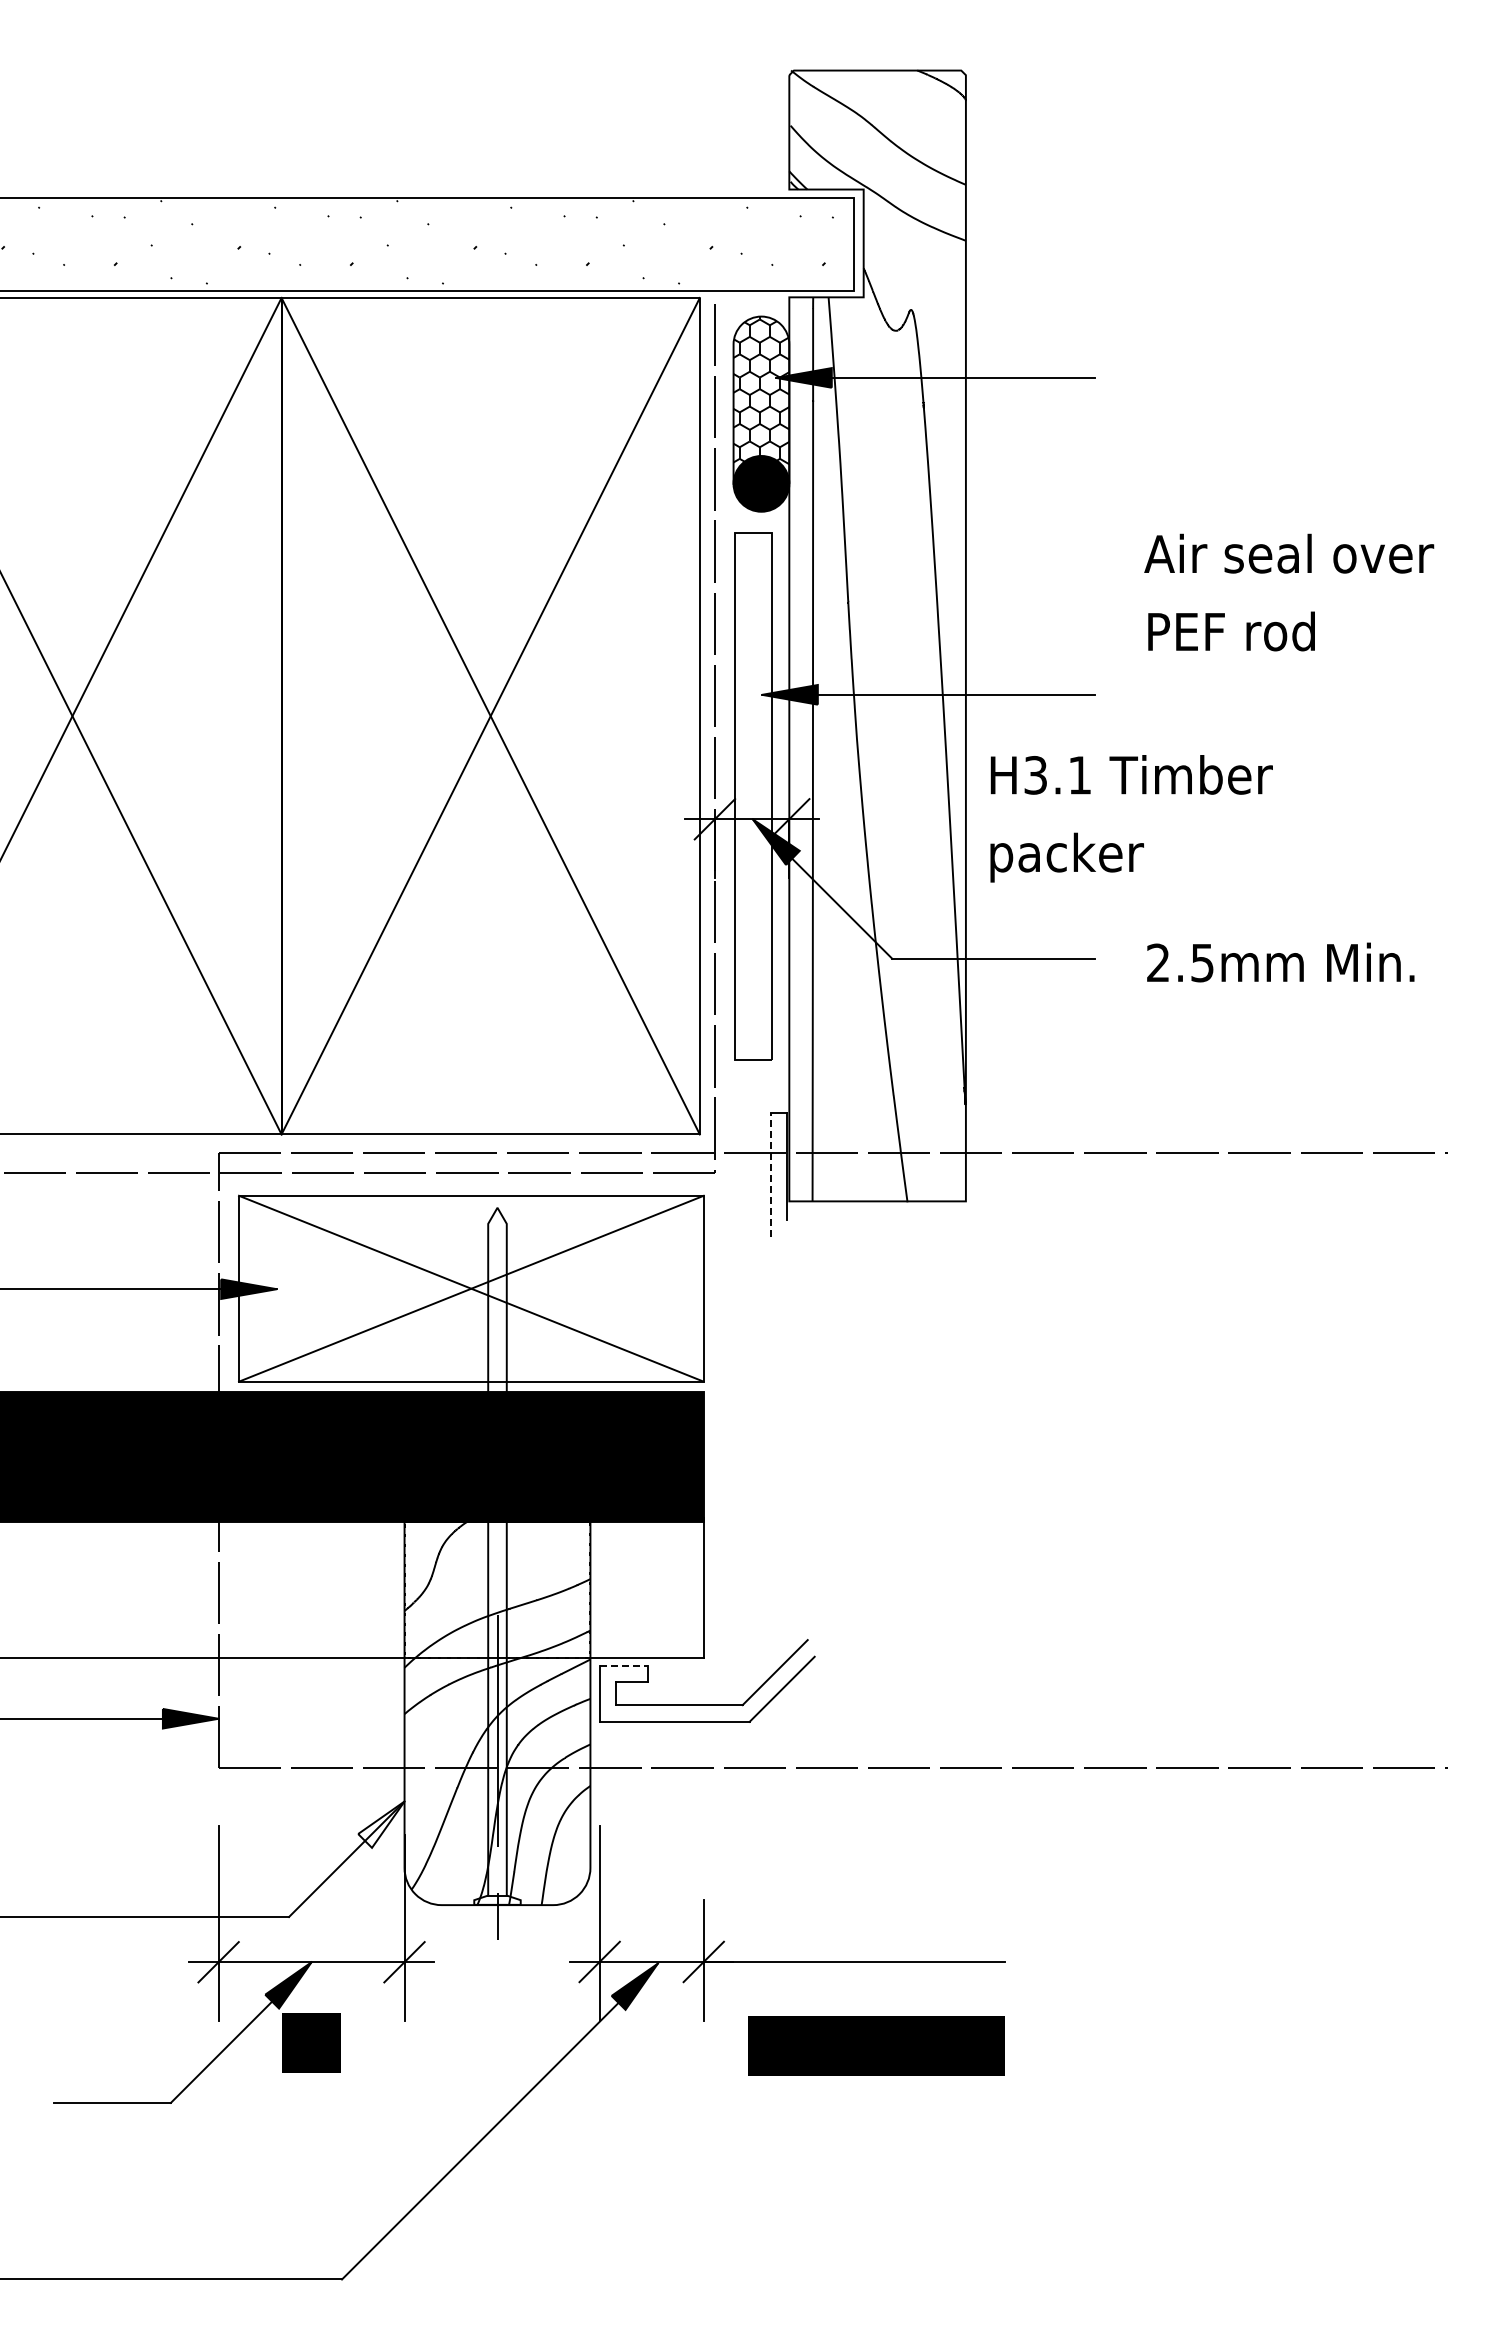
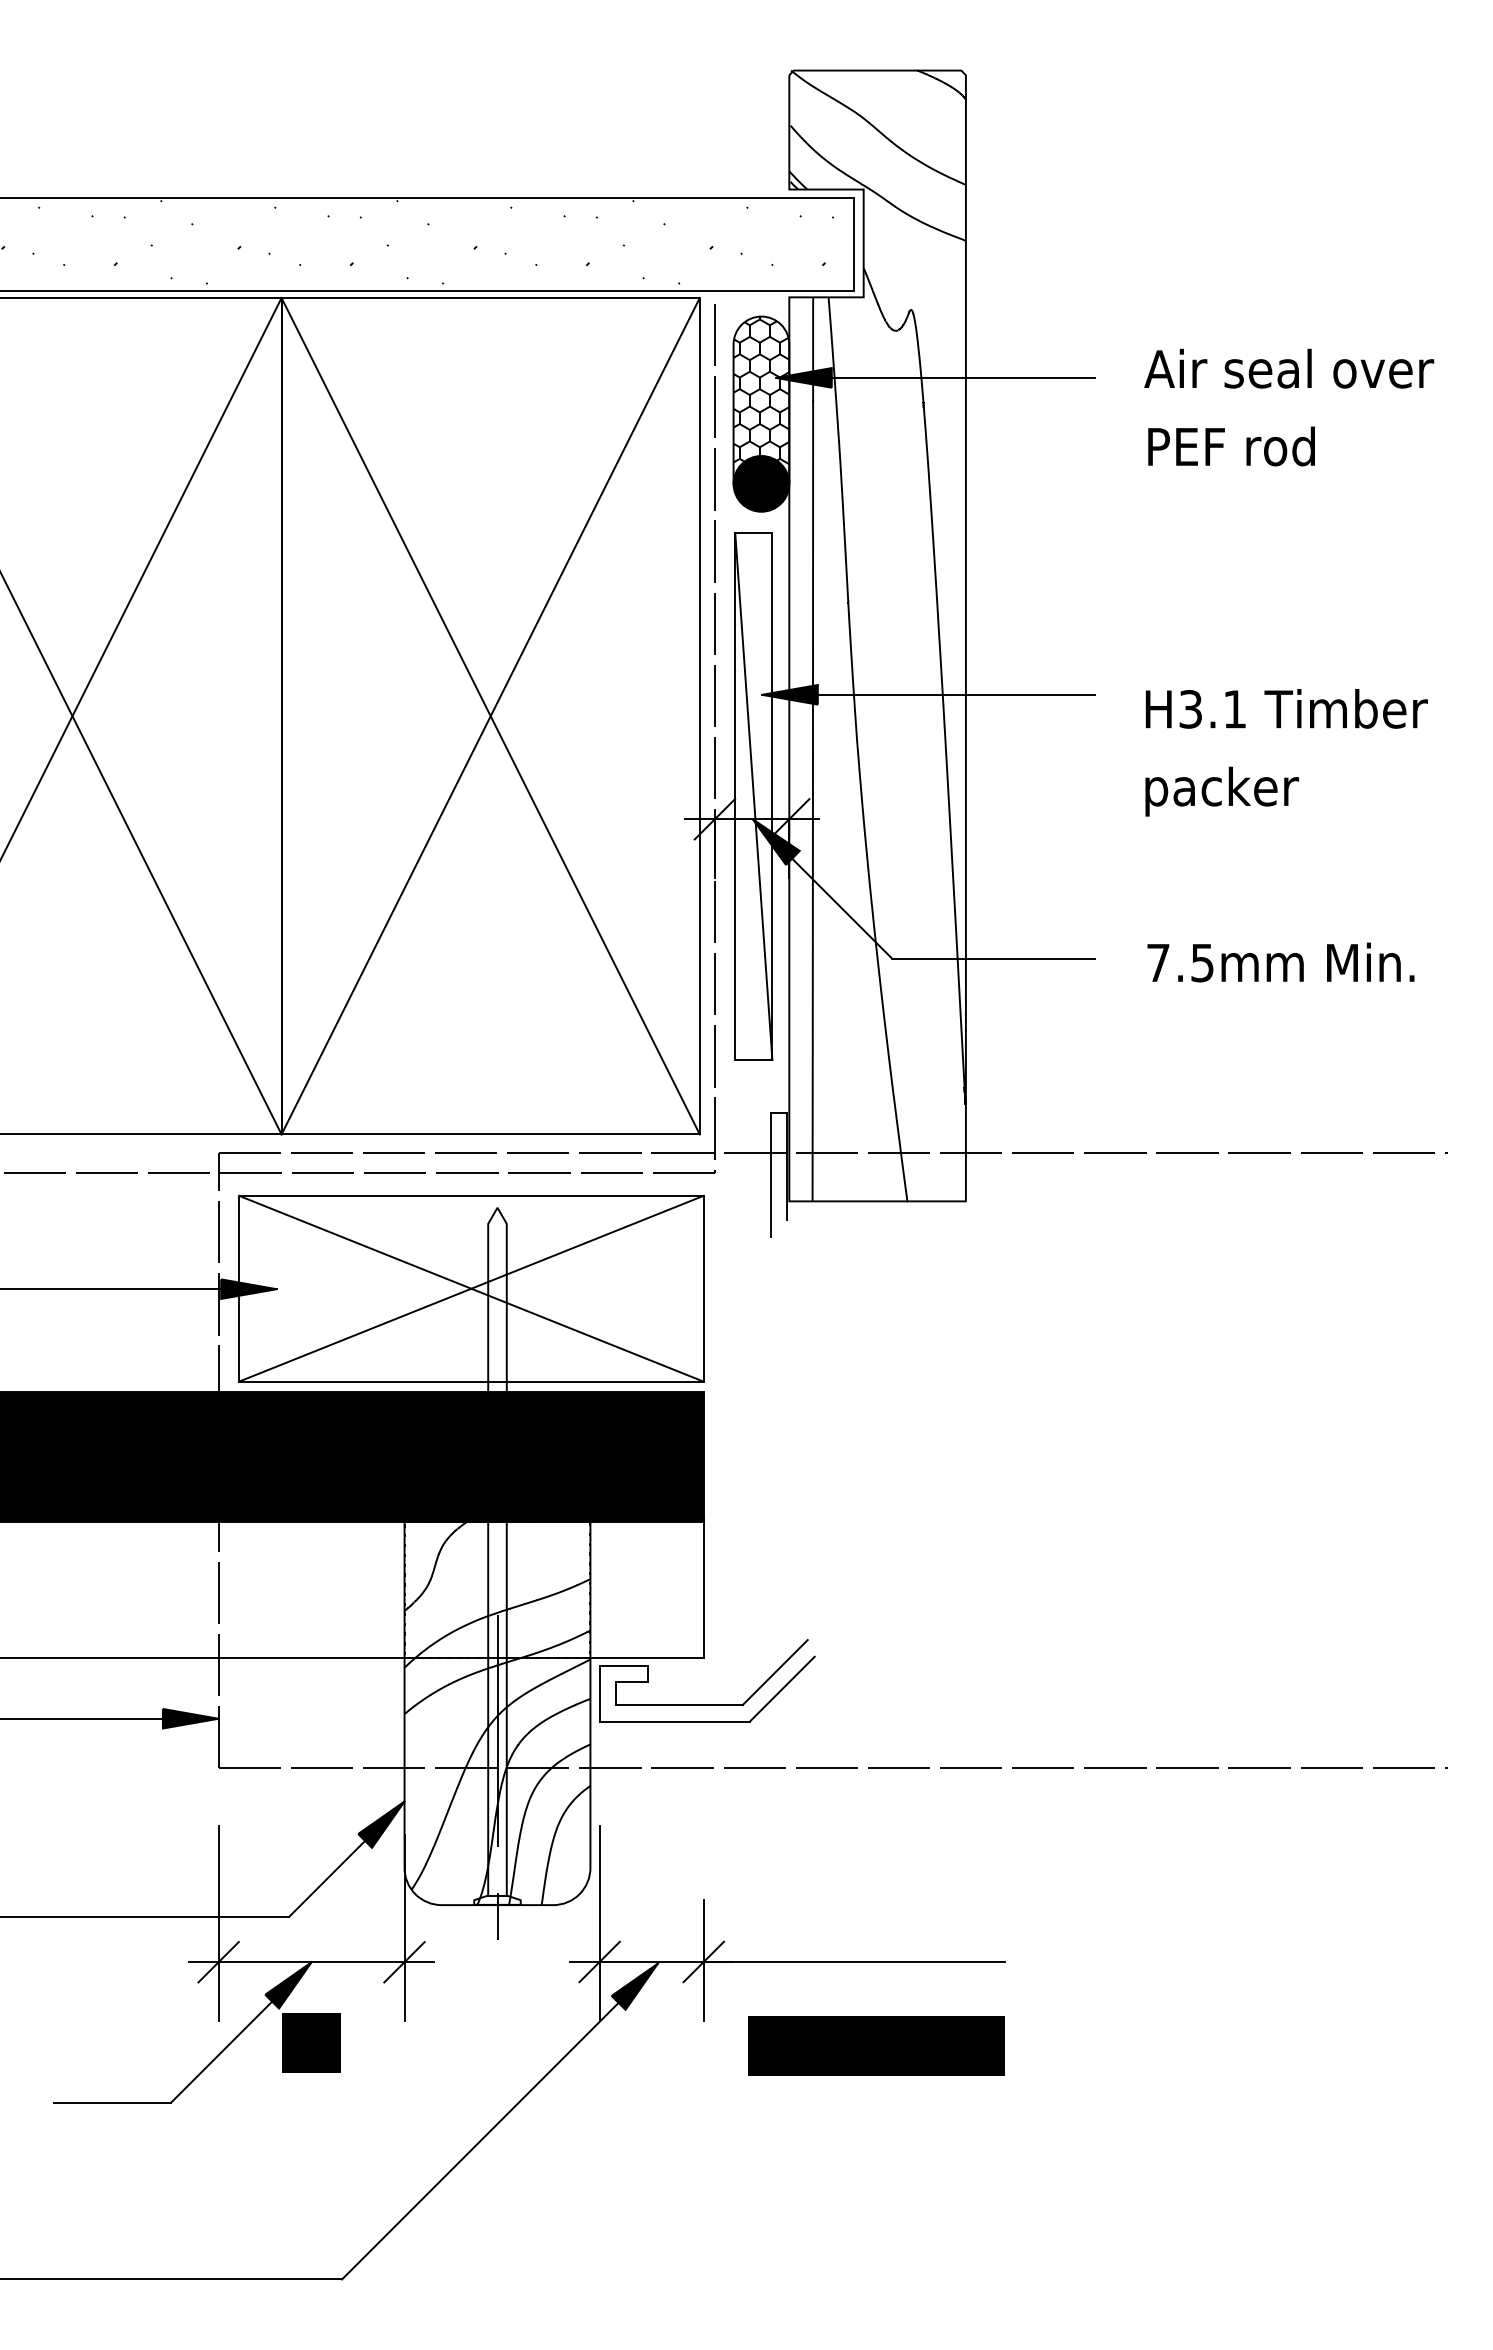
text position: (1289, 592) -> (1289, 407) (1289, 407)
line: none -> present (753, 796)
text position: (1131, 818) -> (1286, 752) (1286, 752)
text: 2.5mm -> 7.5mm (1158, 962)
line: dashed -> solid (770, 1174)
line: dashed -> solid (624, 1665)
fill: none -> present (381, 1824)
